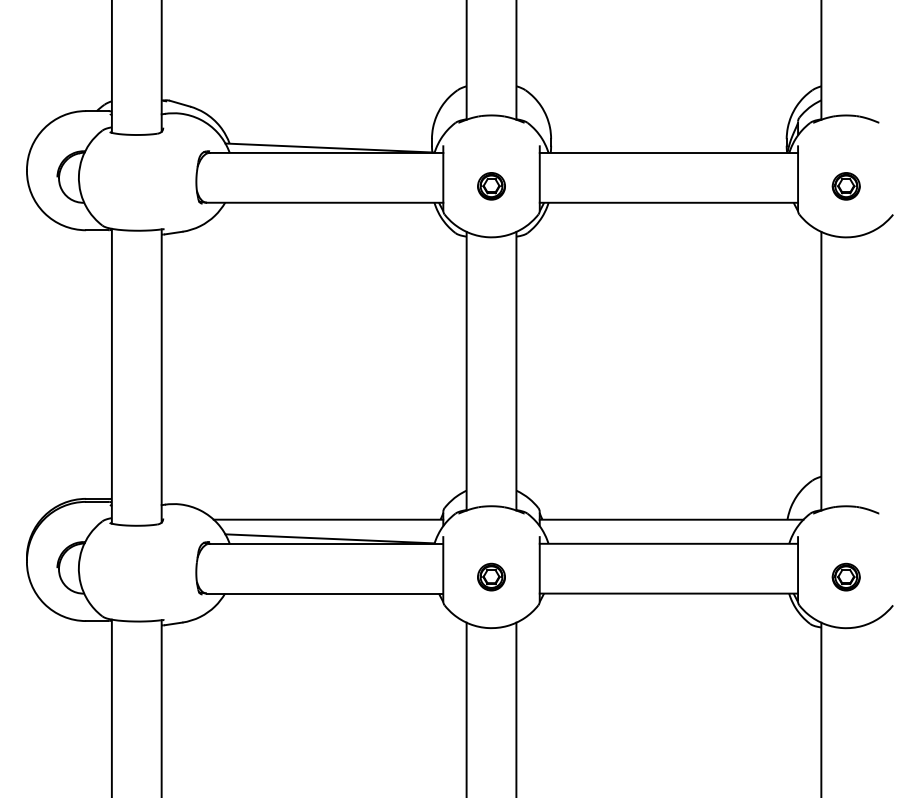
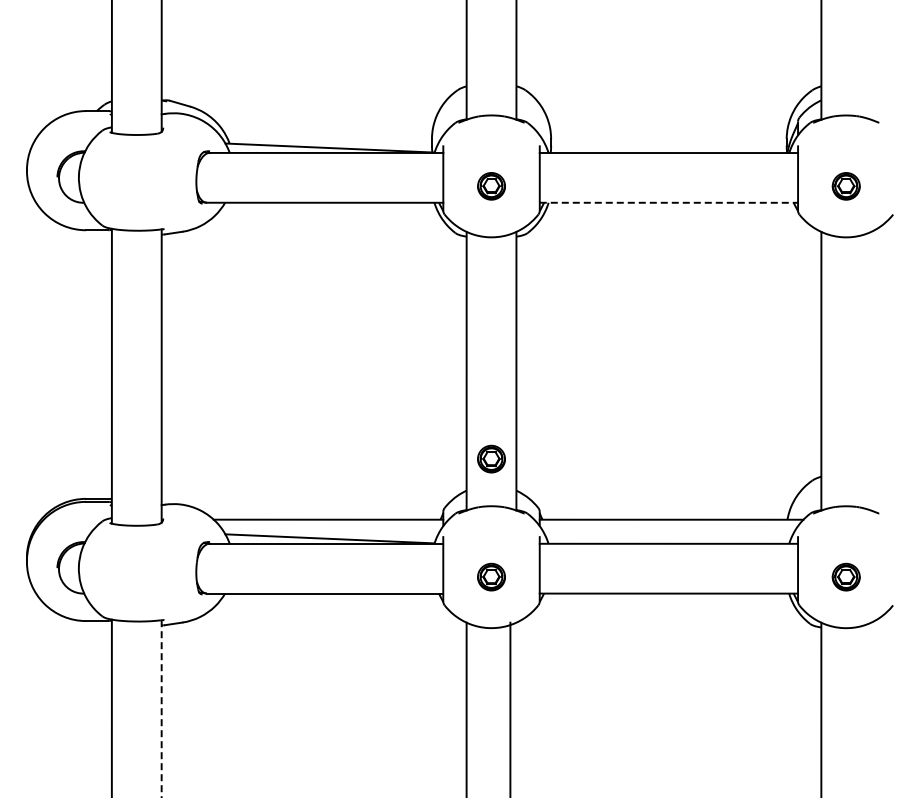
line: solid -> dashed (669, 202)
part: none -> present (491, 458)
line: solid -> dashed (161, 708)
line position: (516, 708) -> (510, 708) (510, 708)
